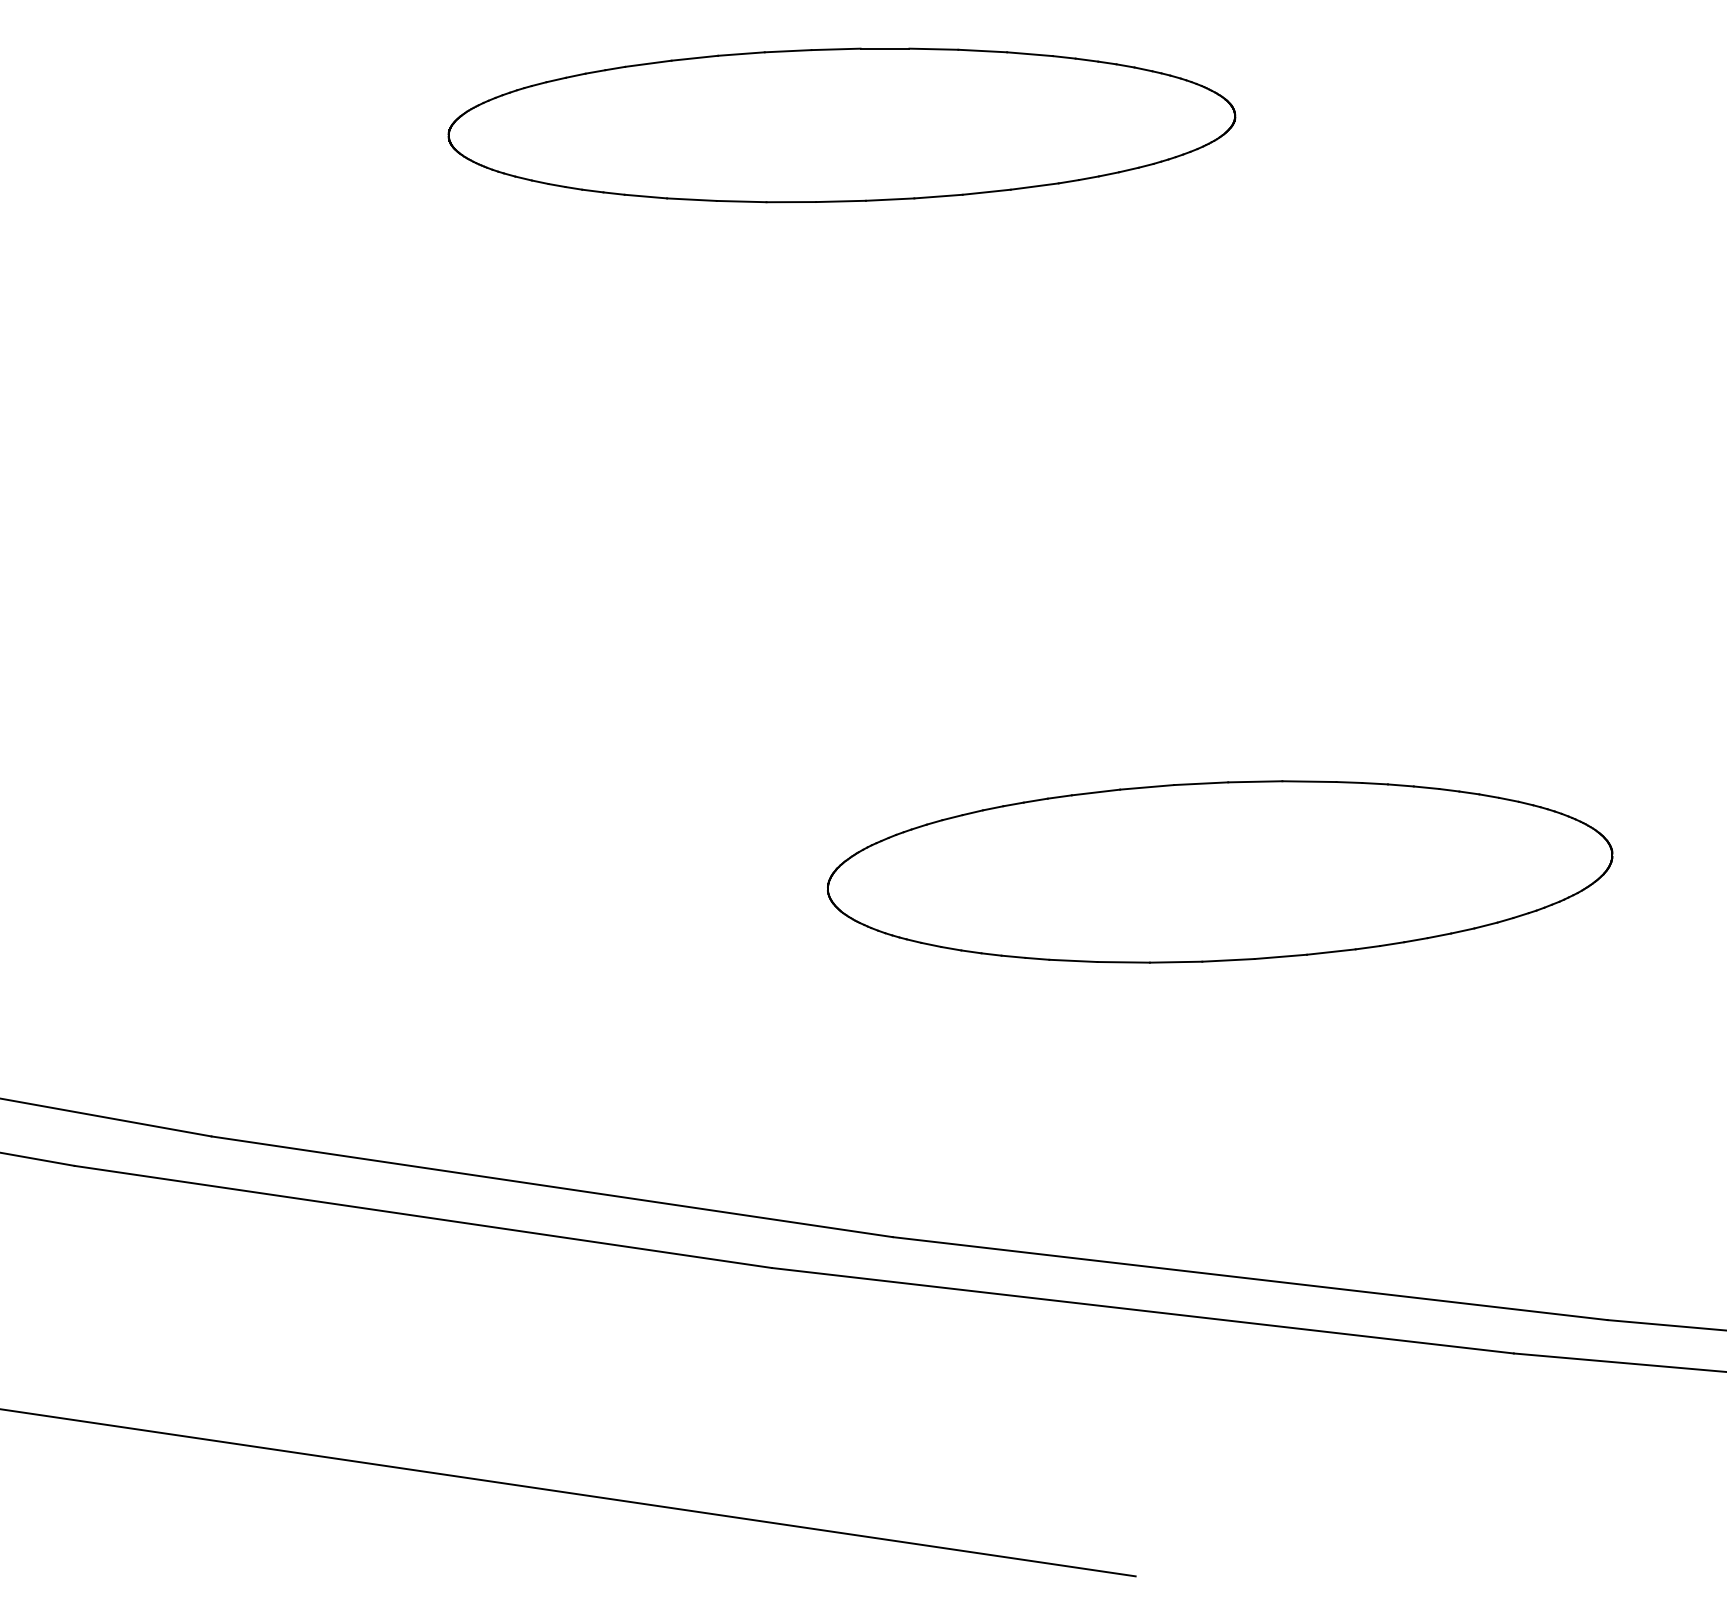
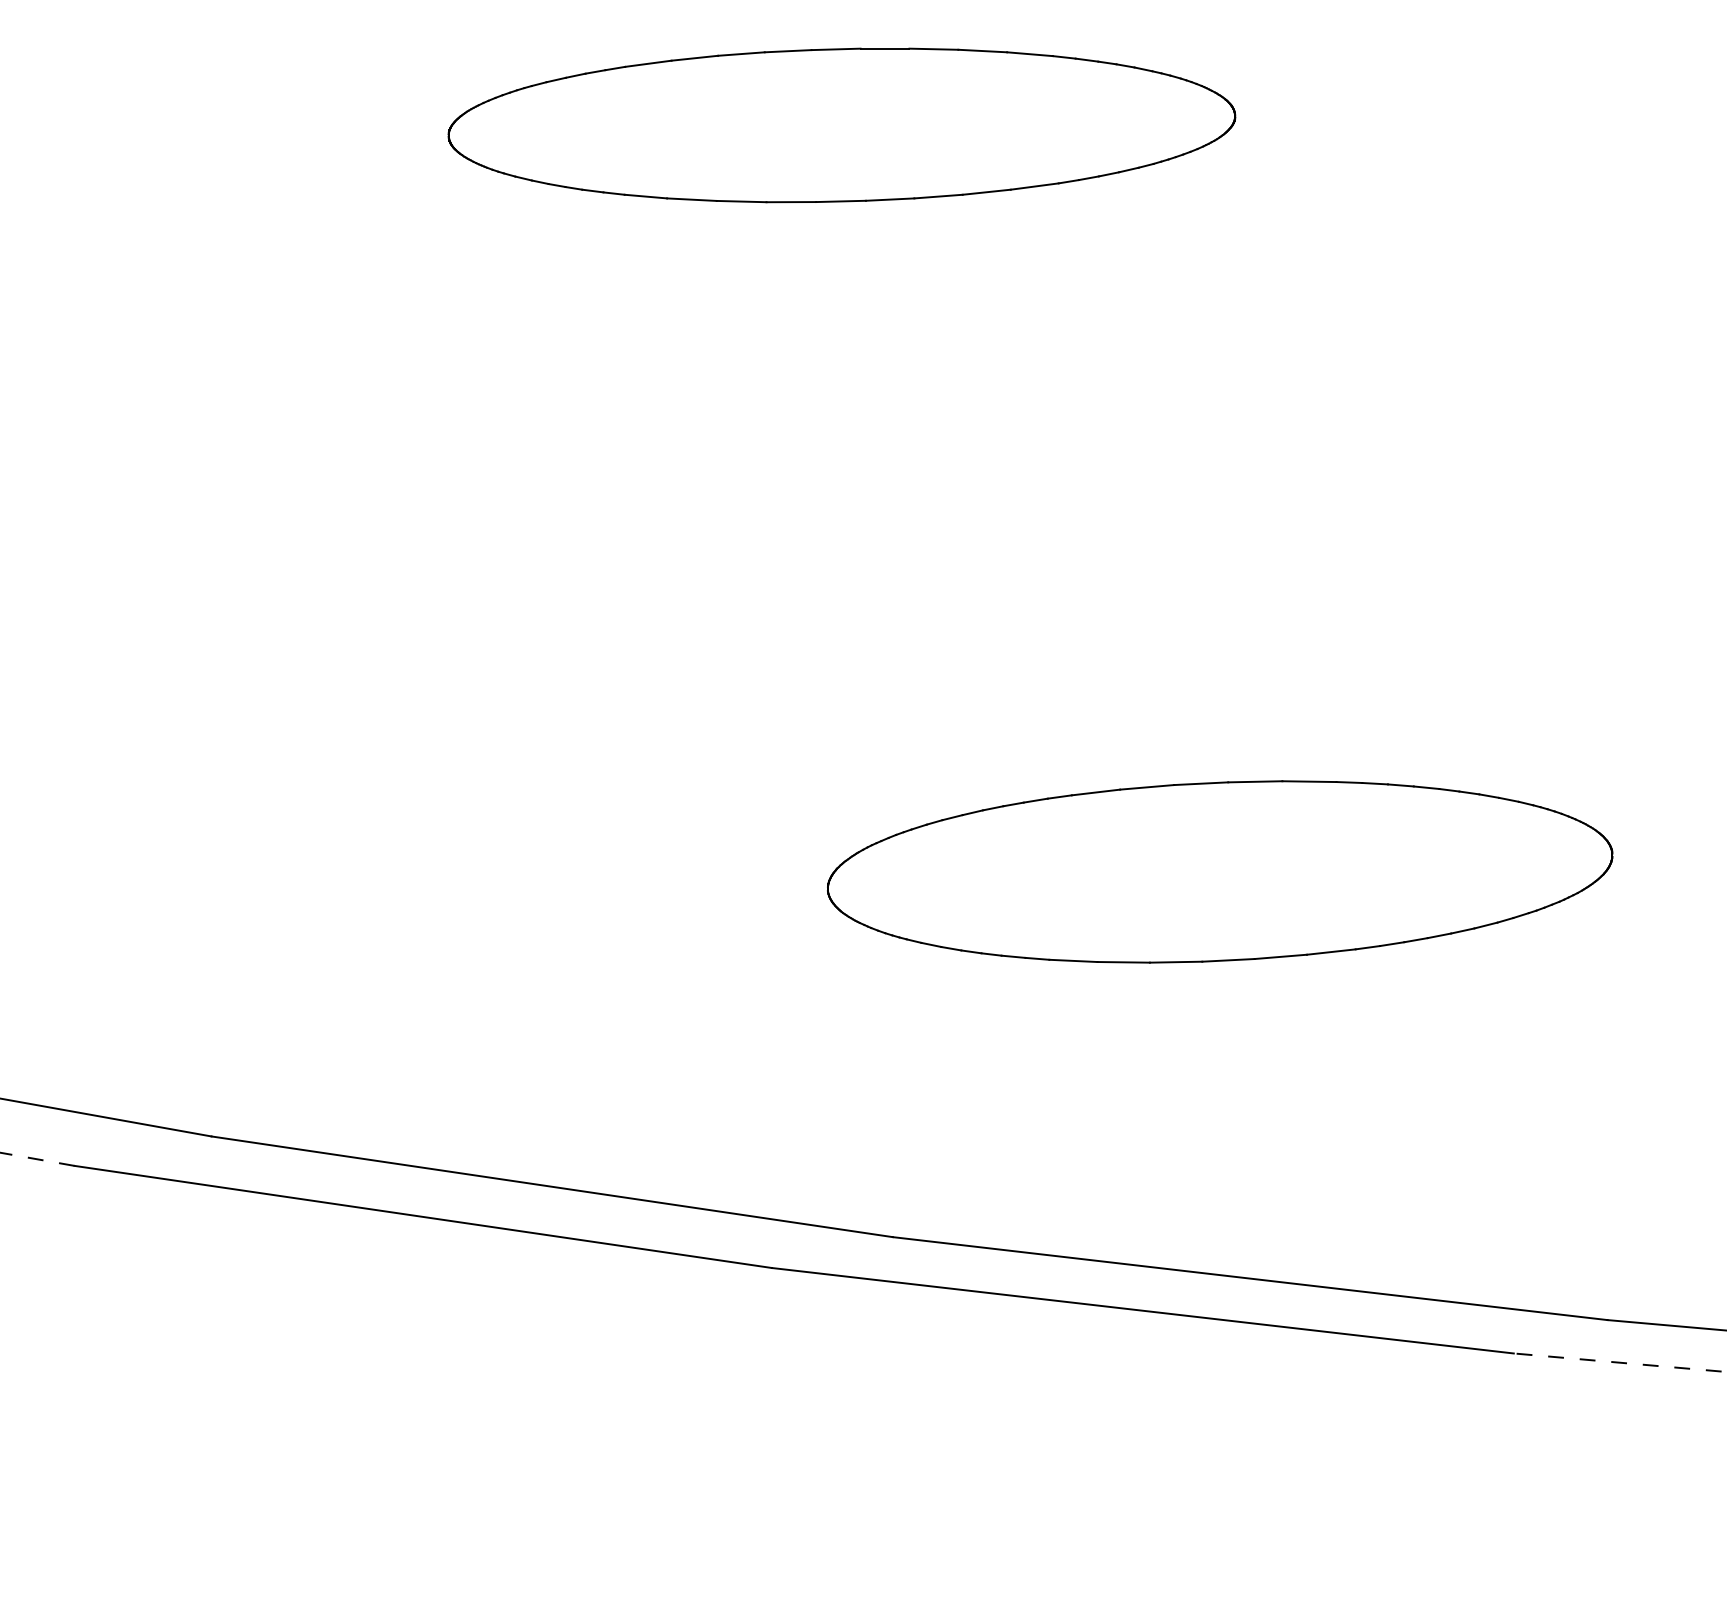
line: solid -> dashed (37, 1159)
line: solid -> dashed (1620, 1362)
line: present -> none (568, 1492)
